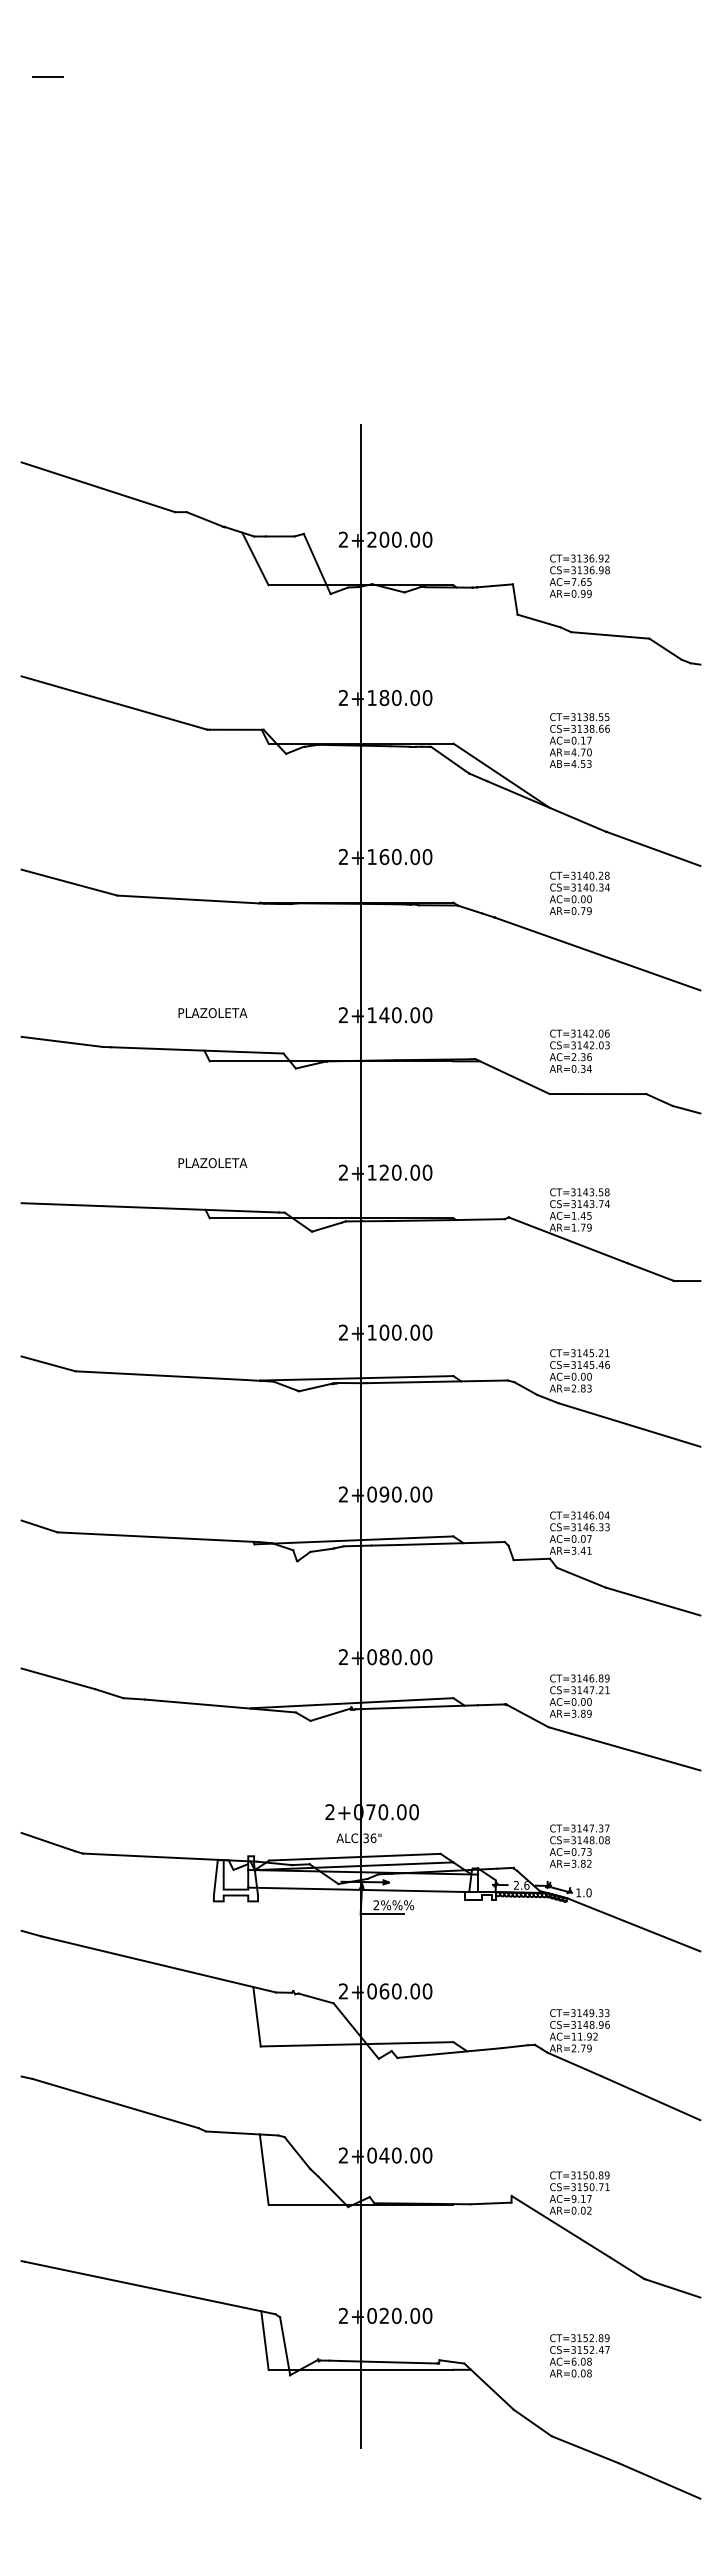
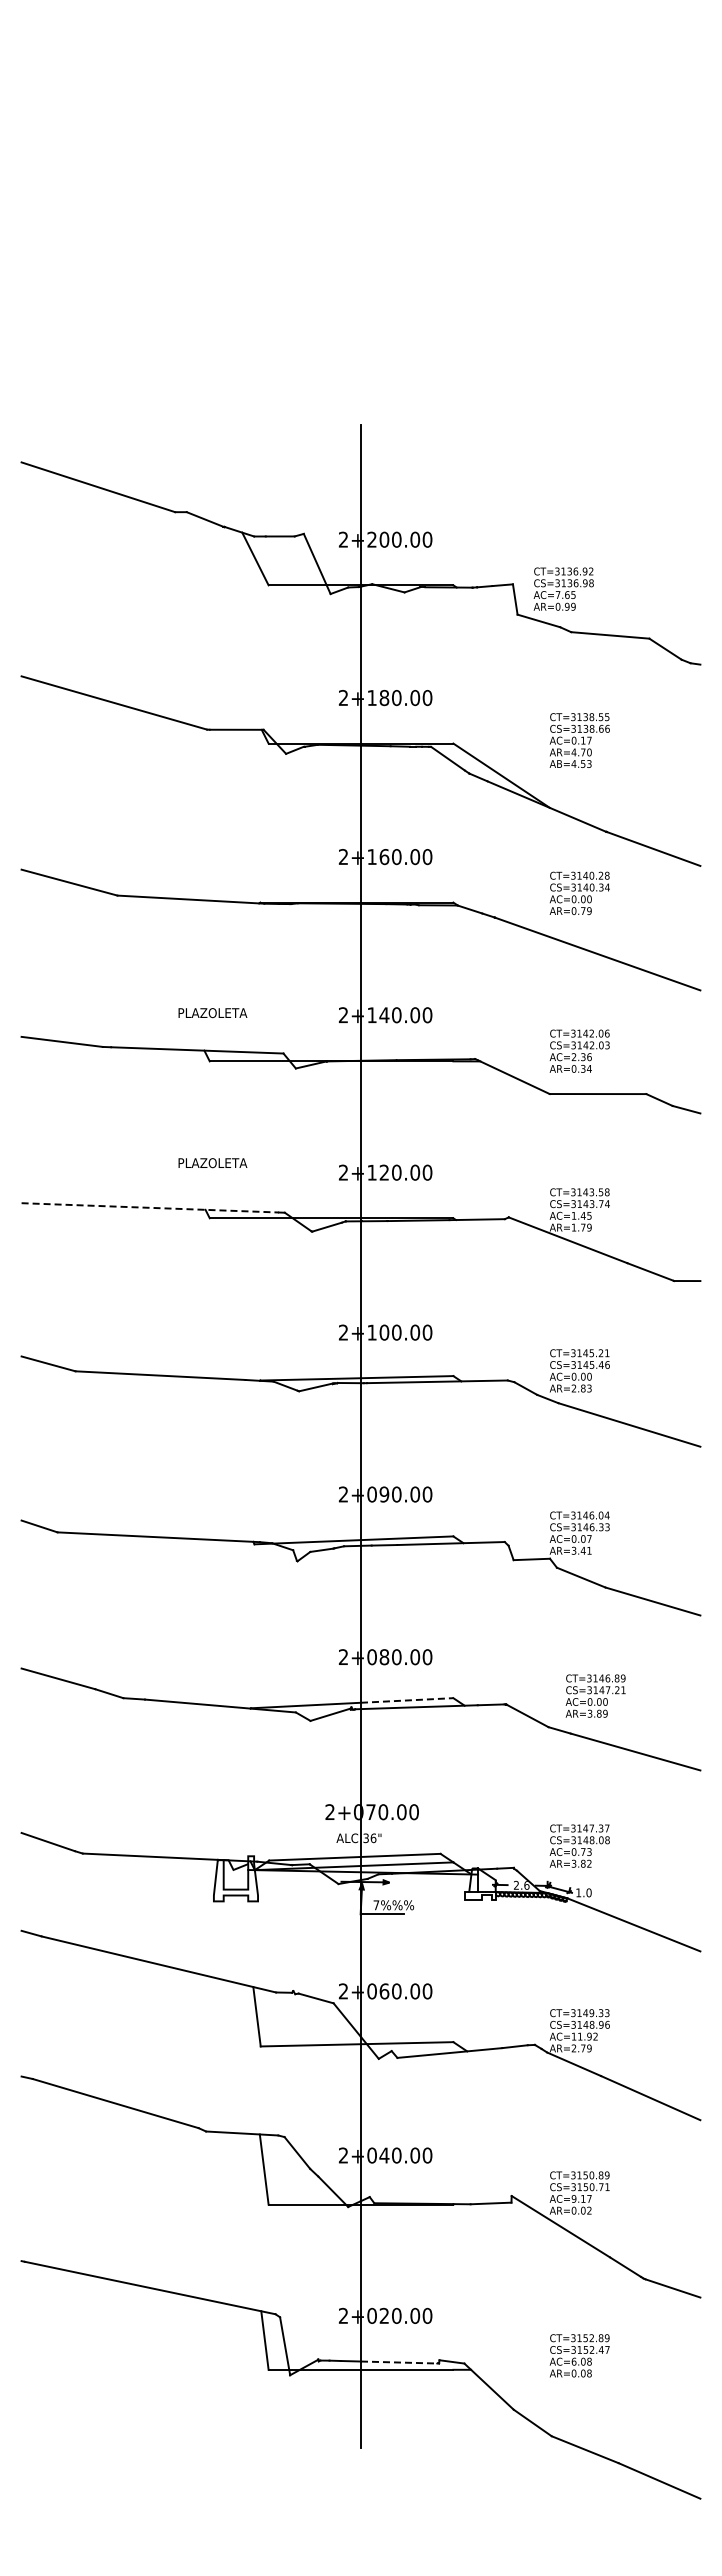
line: present -> none (47, 77)
text position: (579, 575) -> (563, 588) (563, 588)
line: solid -> dashed (150, 1207)
text position: (579, 1695) -> (595, 1695) (595, 1695)
line: solid -> dashed (407, 1700)
line: present -> none (356, 1889)
text: 2%%% -> 7%%% (376, 1905)
line: solid -> dashed (399, 2362)
